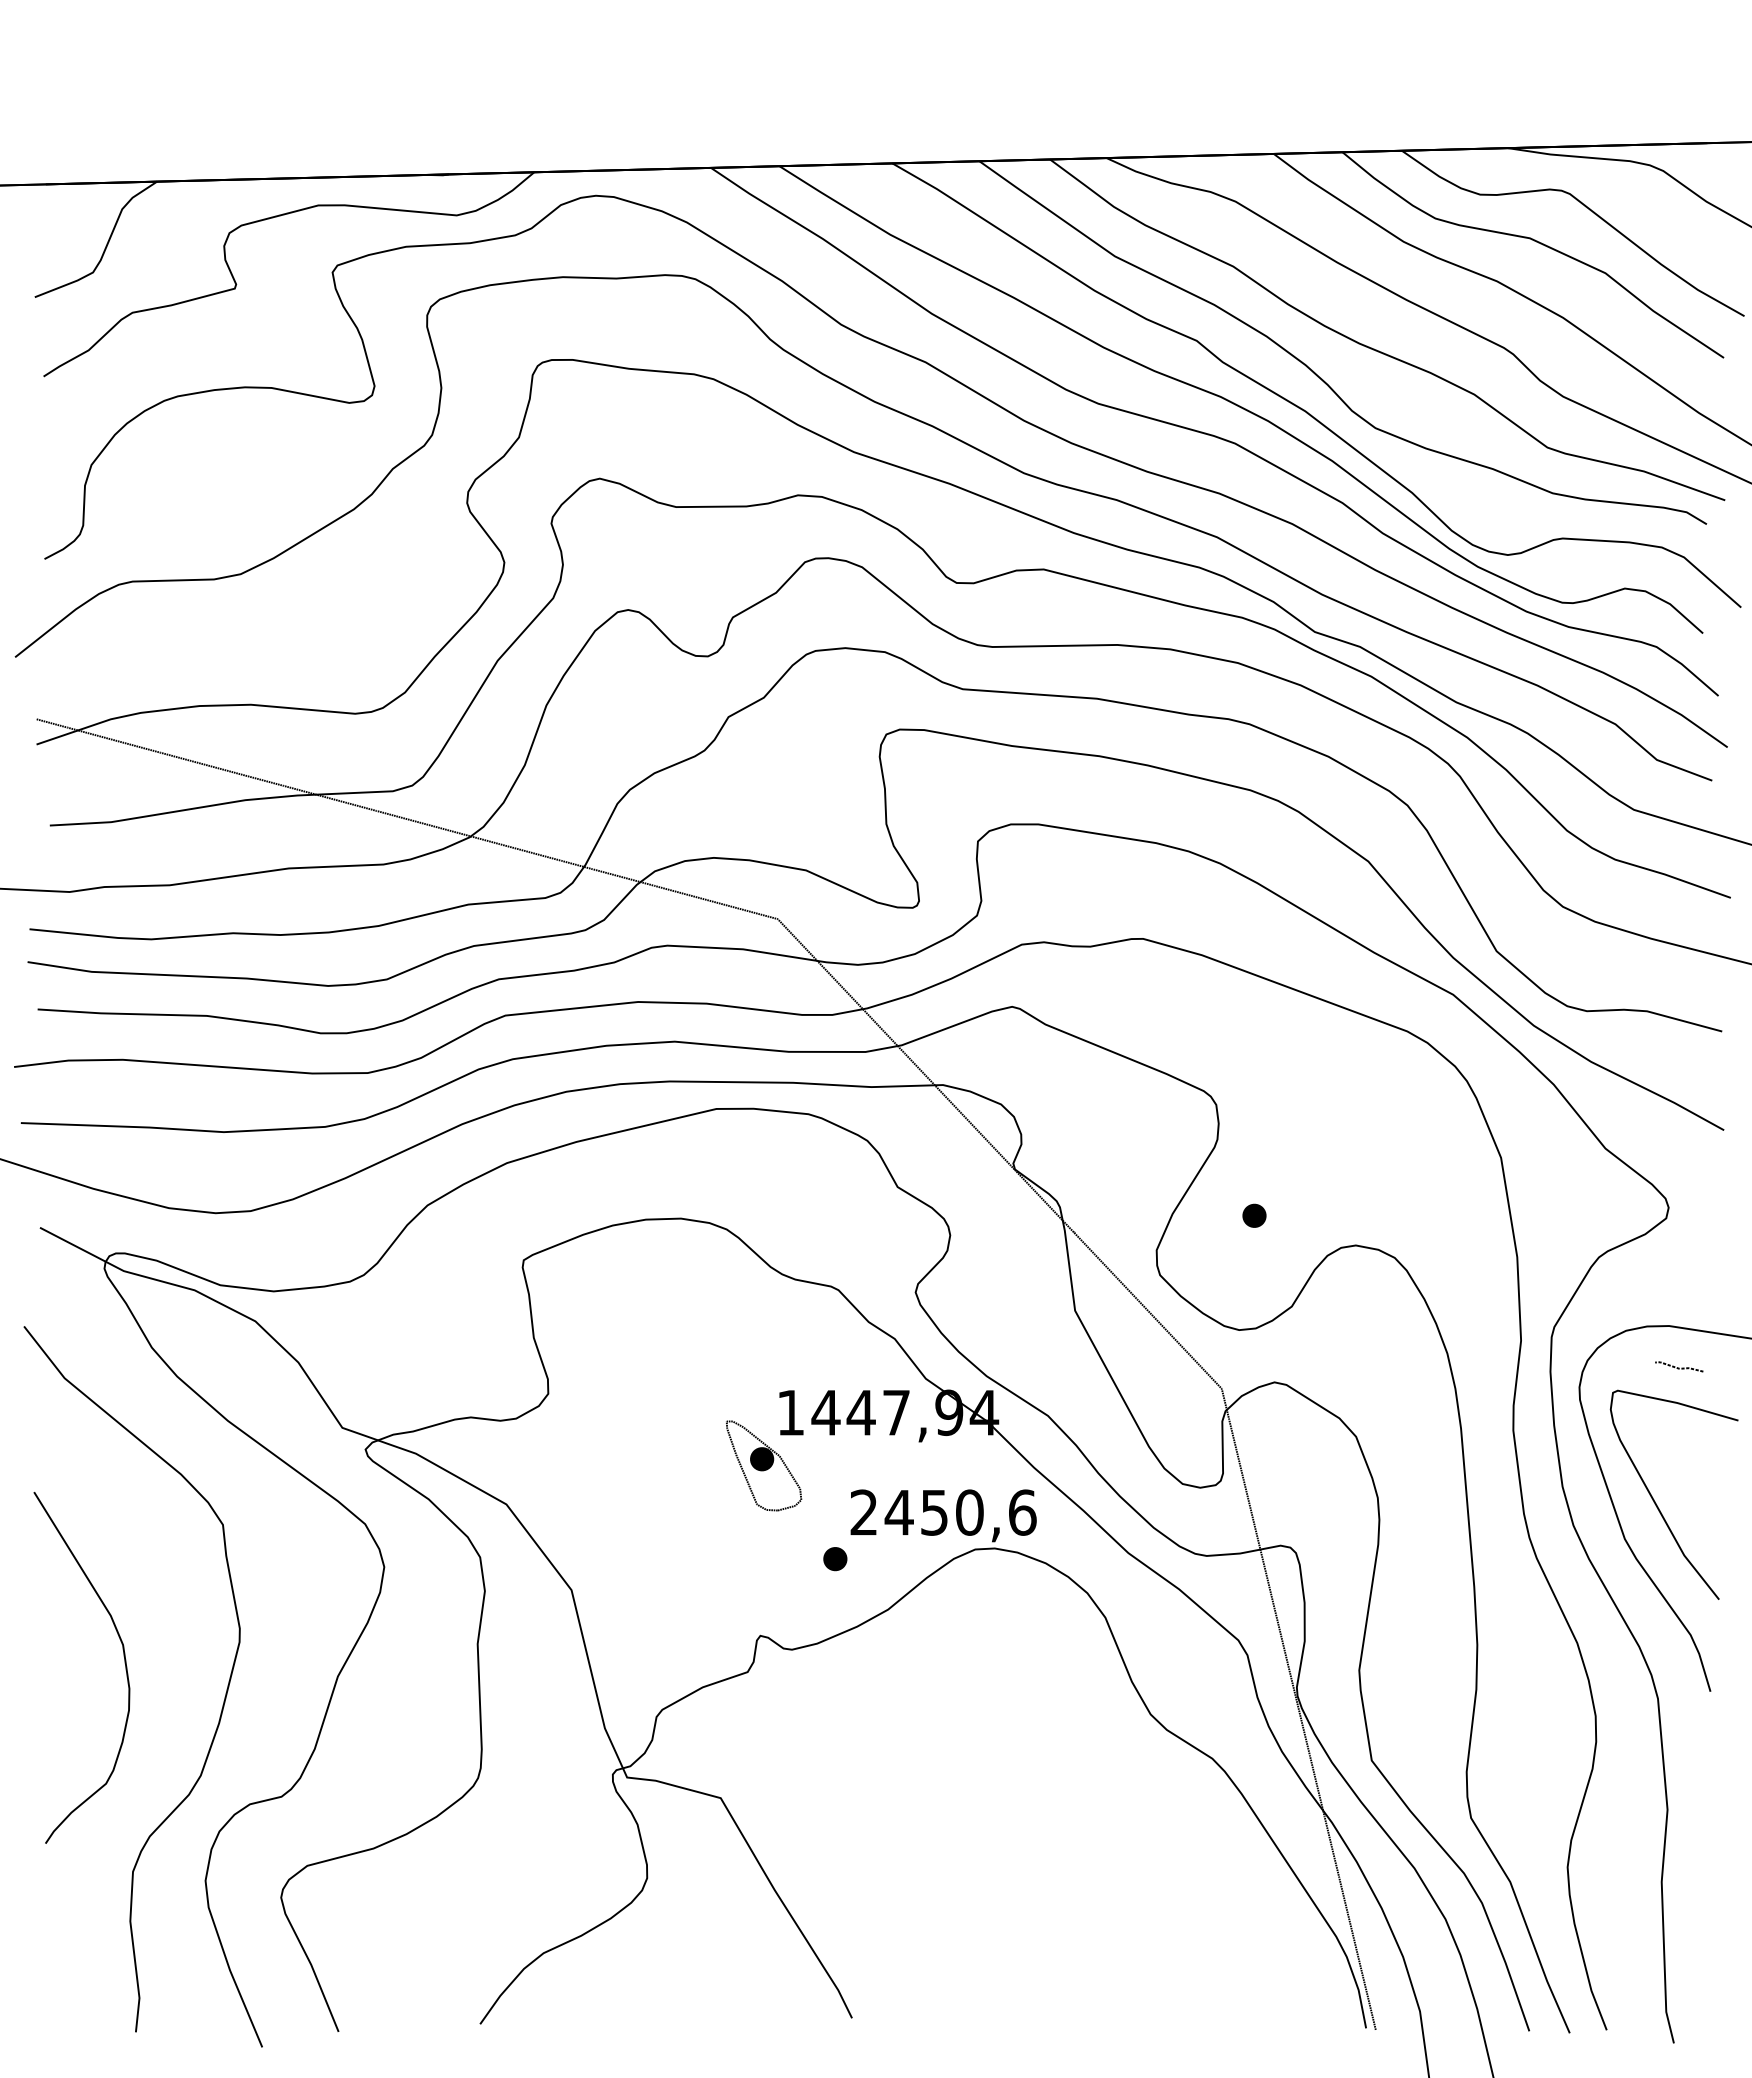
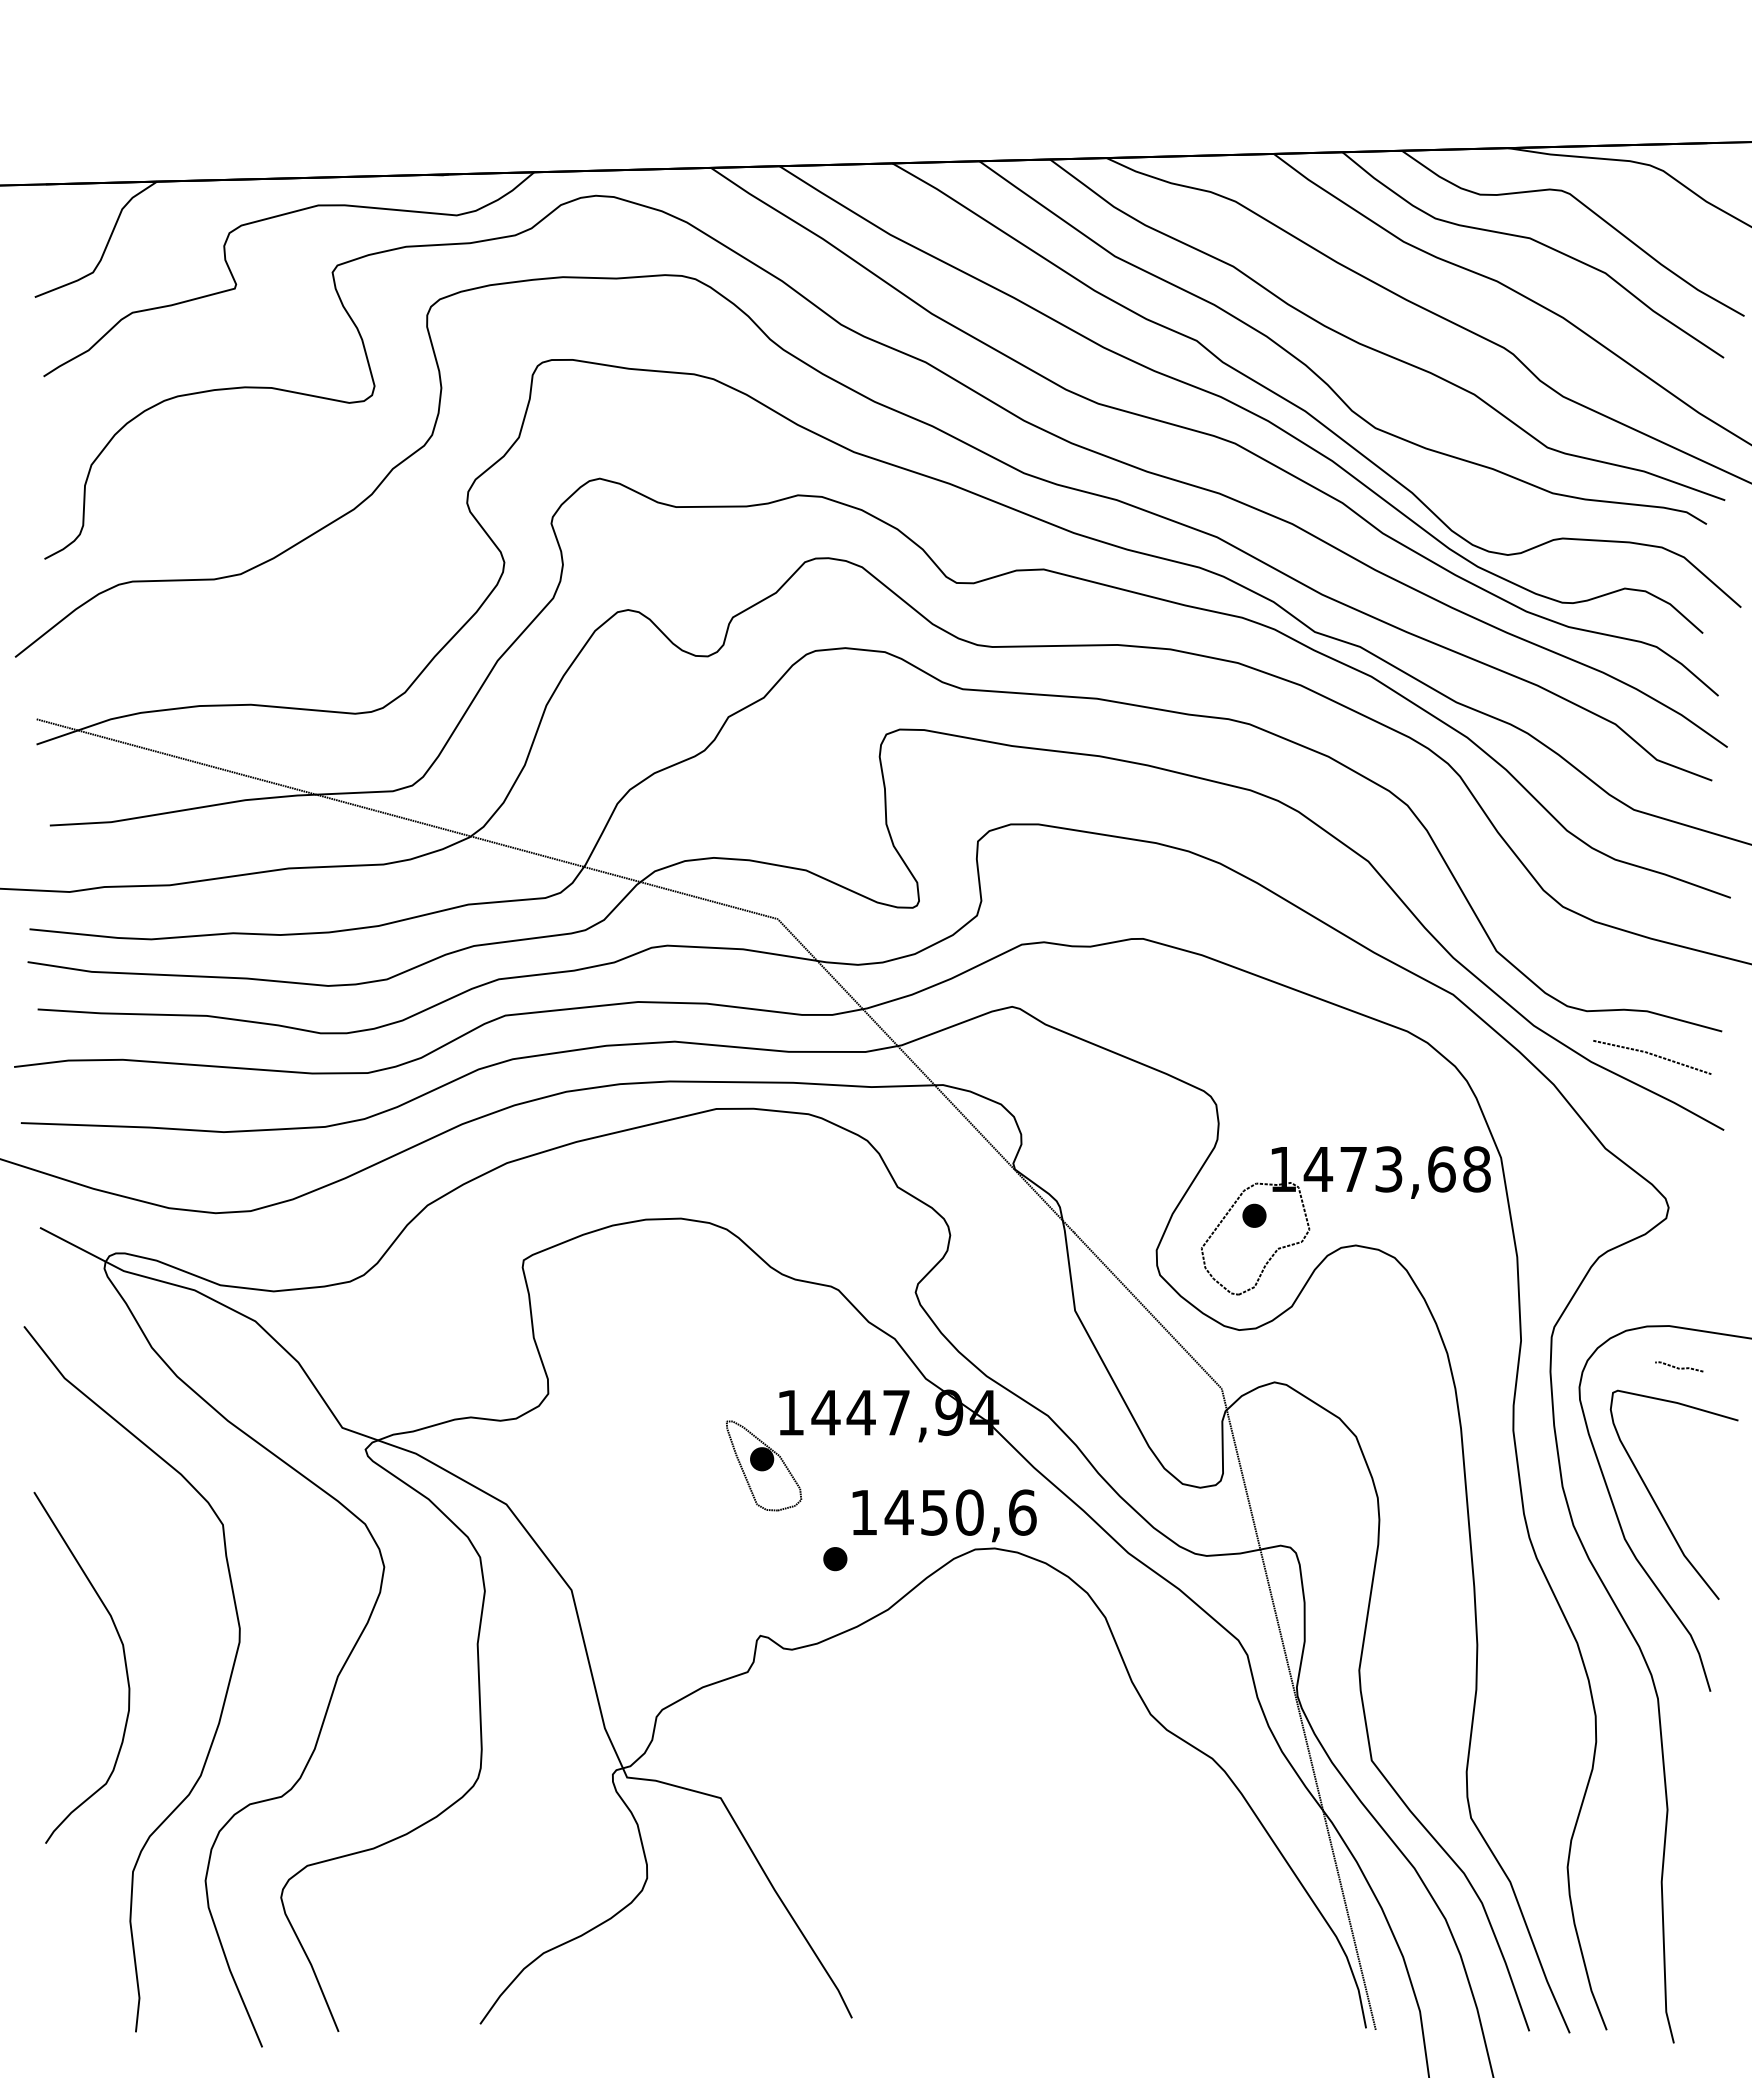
line: none -> present (1652, 1055)
part: none -> present (1346, 1191)
text: 2450,6 -> 1450,6 (863, 1512)
